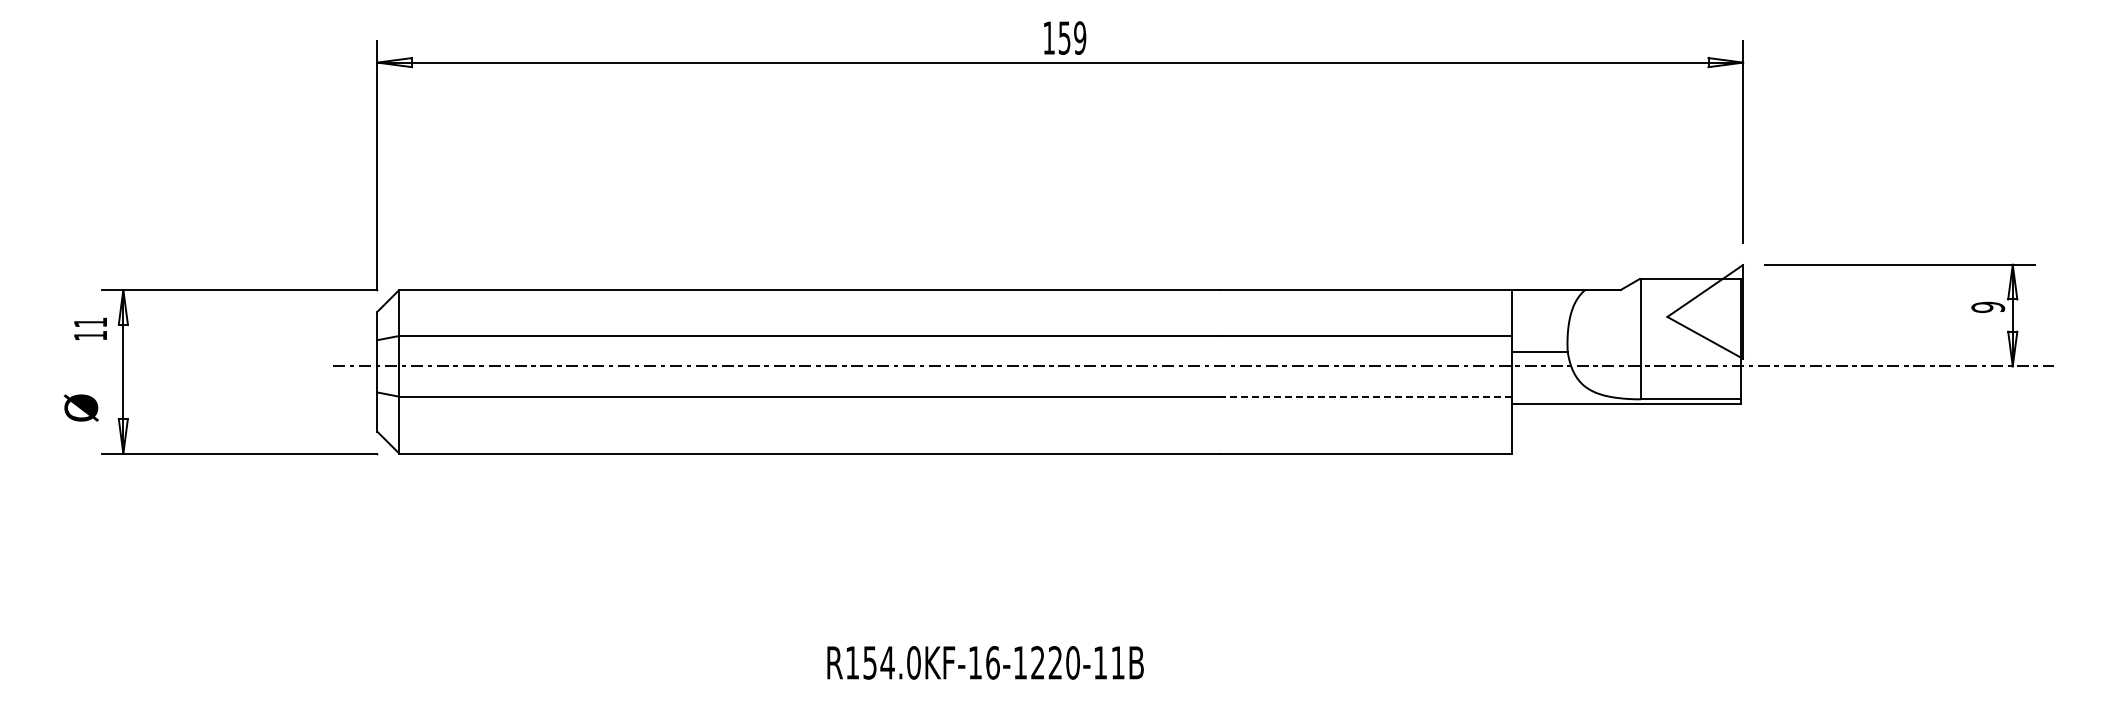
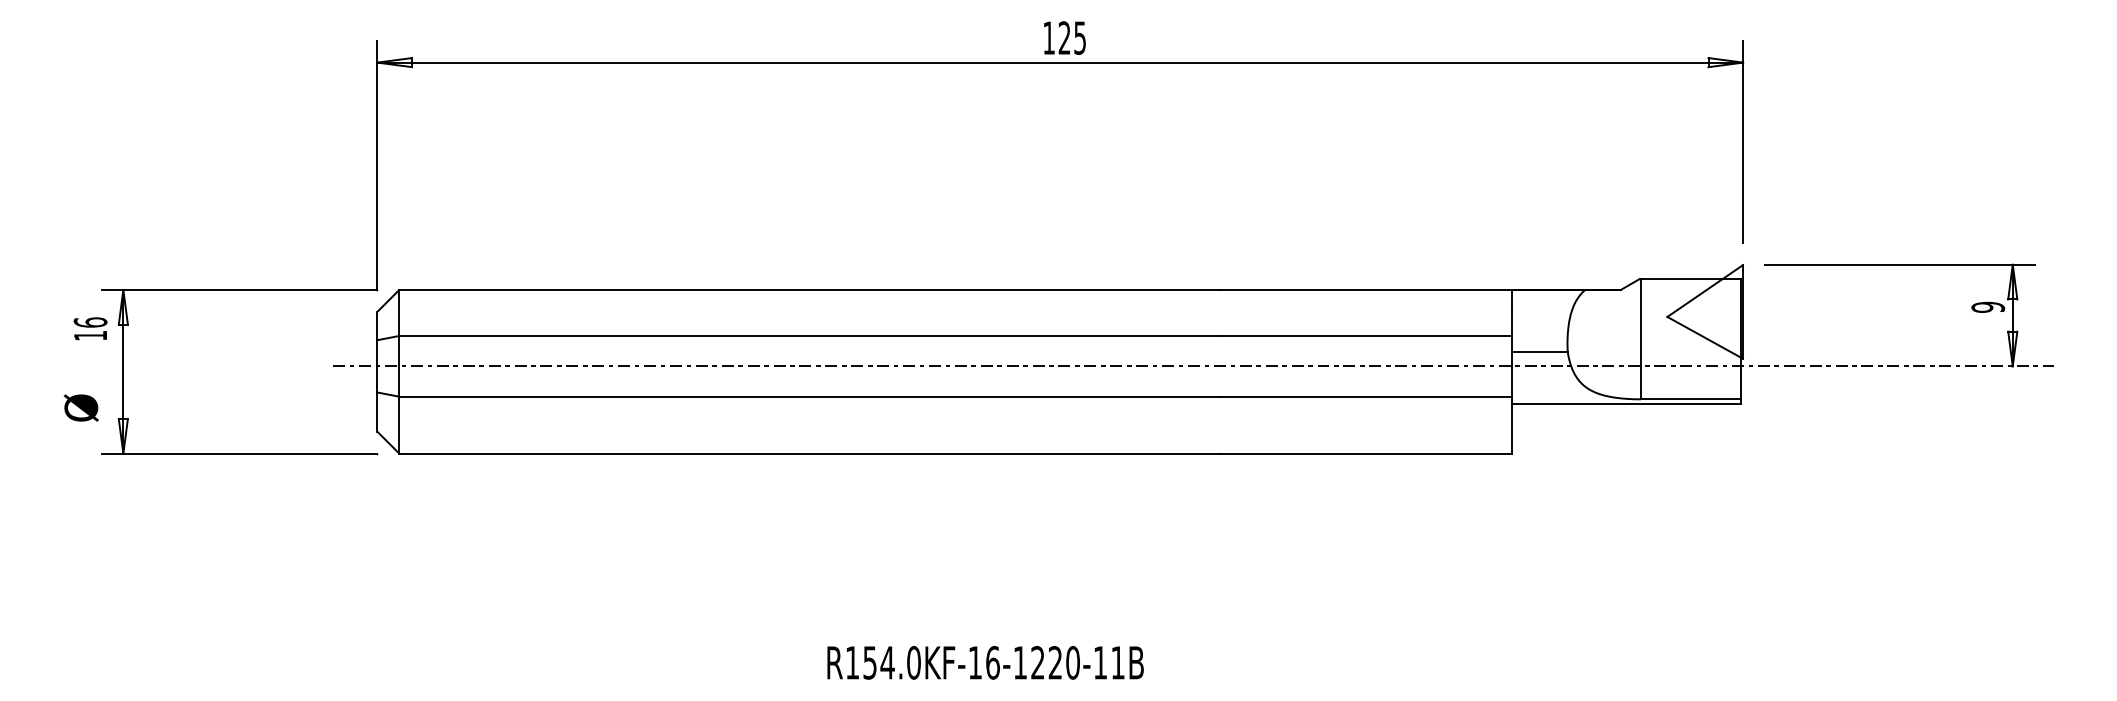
text: 159 -> 125 (1072, 37)
text: 11 -> 16 (90, 322)
line: dashed -> solid (1365, 396)
